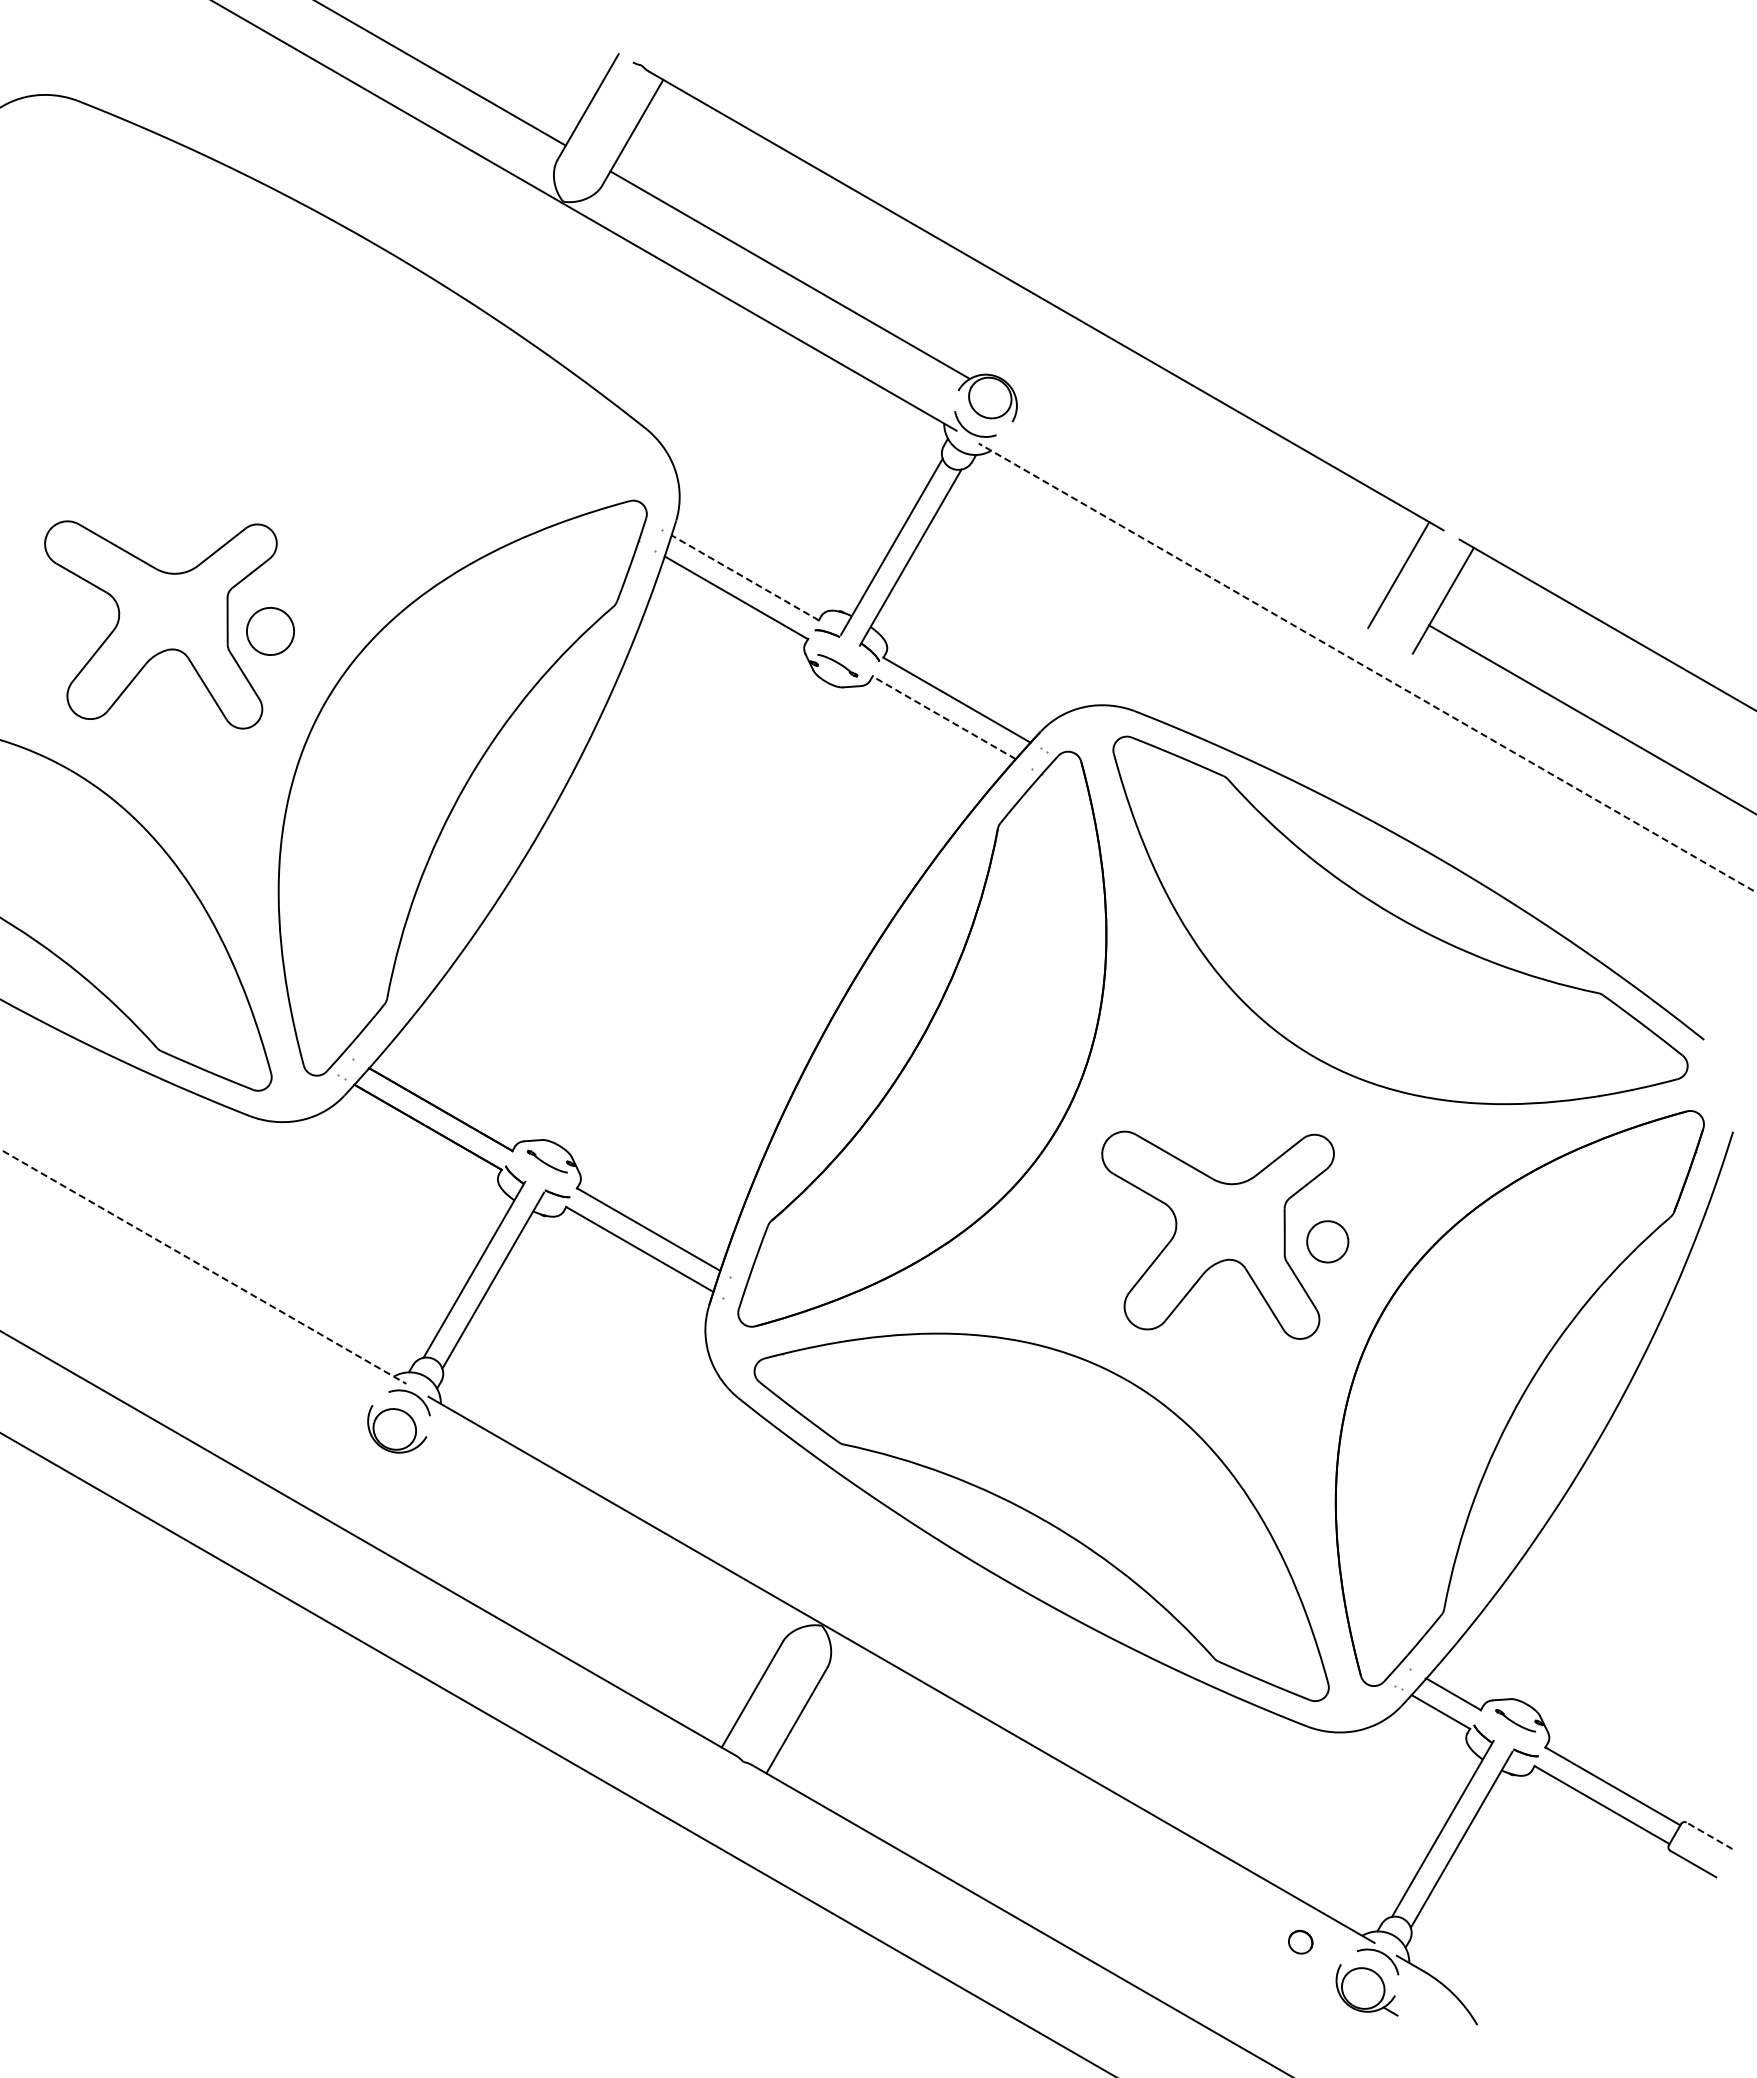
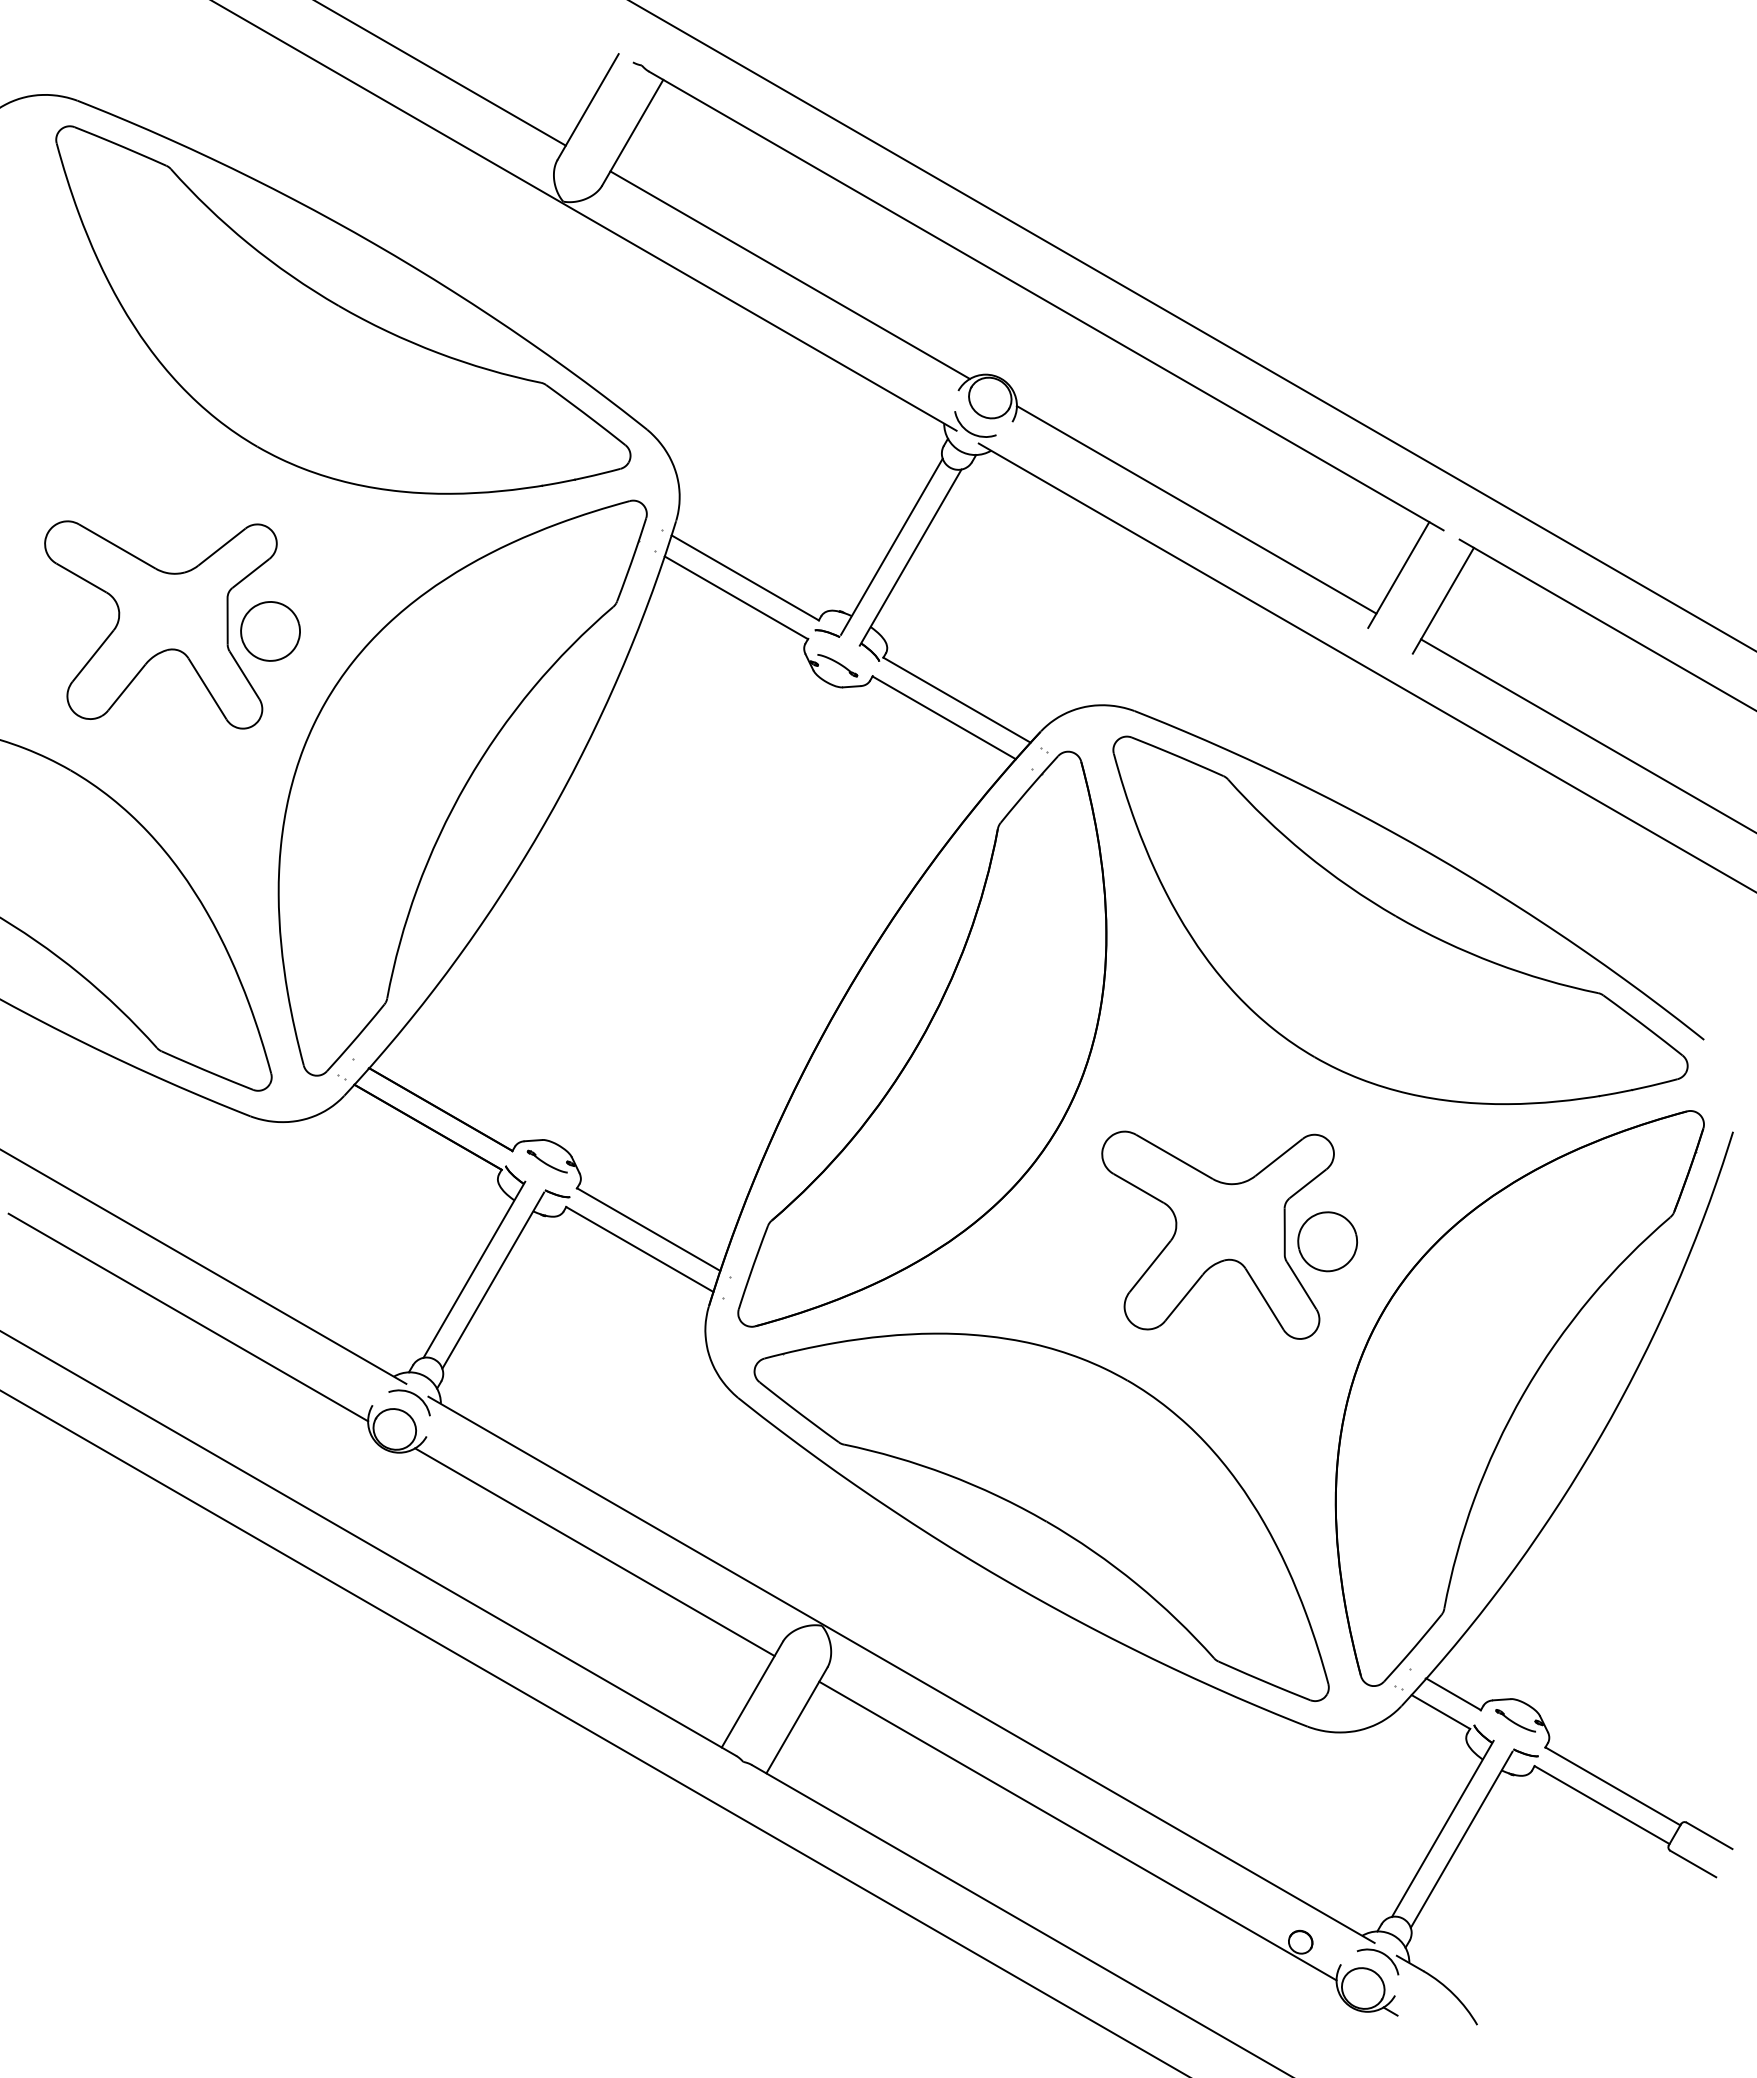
part: none -> present (343, 309)
line: none -> present (1192, 325)
line: none -> present (1196, 509)
line: dashed -> solid (744, 577)
part size: 49x49 px -> 61x61 px (270, 631)
line: dashed -> solid (1367, 668)
line: dashed -> solid (944, 717)
line position: (1591, 718) -> (1587, 735) (1587, 735)
part size: 44x44 px -> 62x62 px (1327, 1241)
line: dashed -> solid (203, 1266)
line: none -> present (188, 1317)
line: none -> present (594, 1552)
line position: (557, 1754) -> (593, 1732) (593, 1732)
line: none -> present (1077, 1830)
line: dashed -> solid (1709, 1835)
